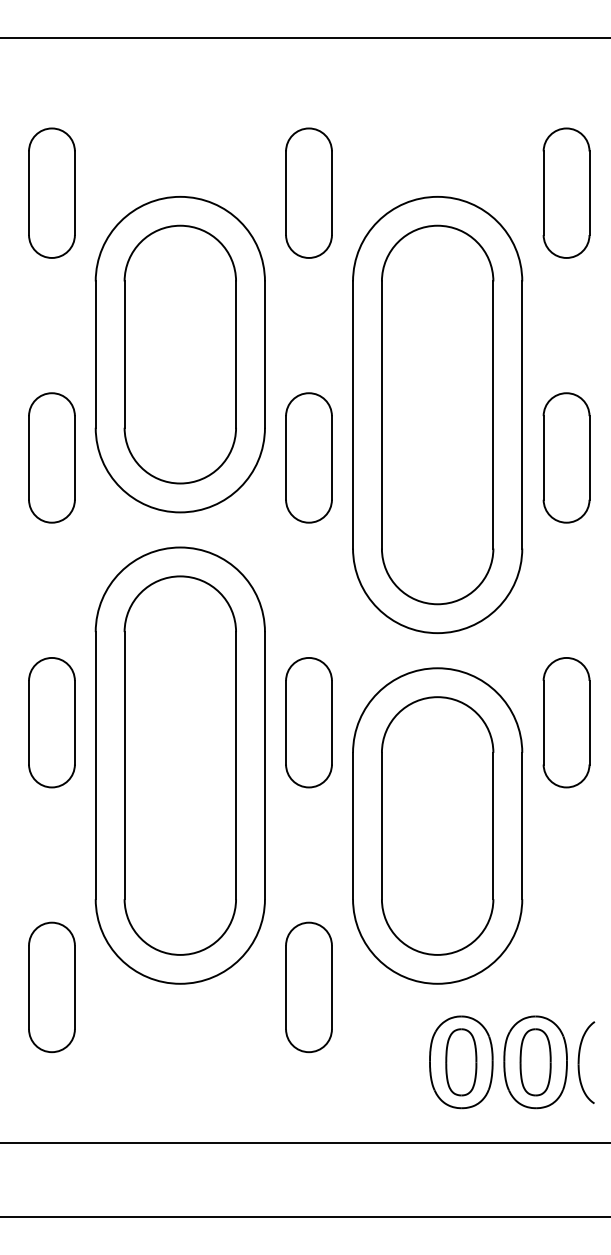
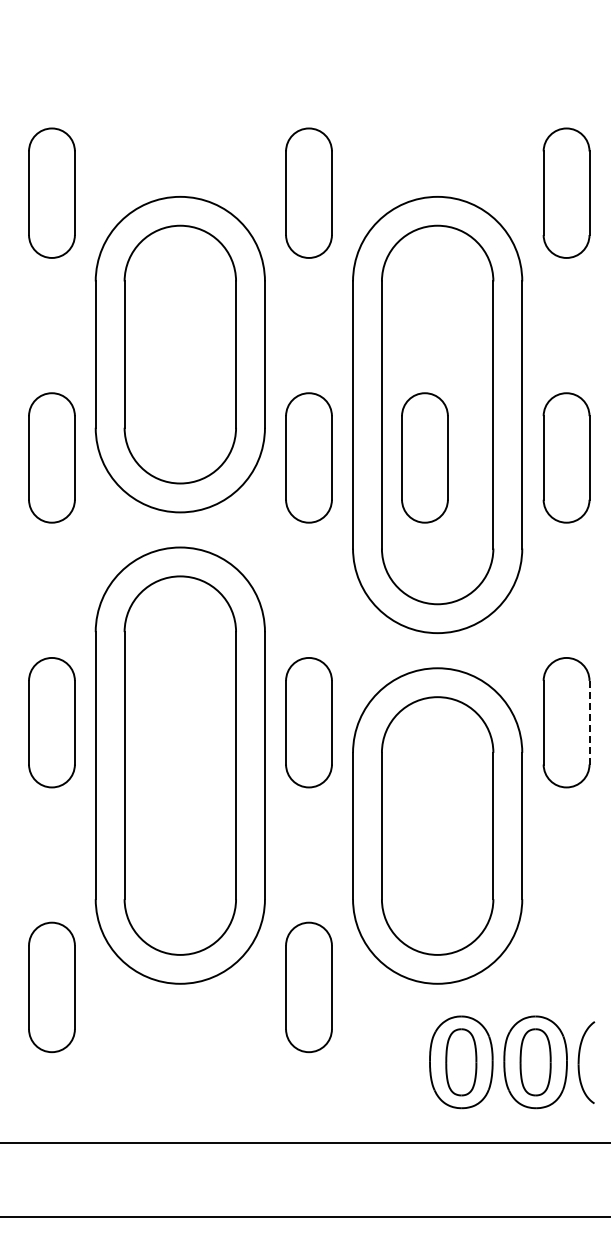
line: present -> none (304, 37)
part: none -> present (424, 457)
line: solid -> dashed (589, 722)
